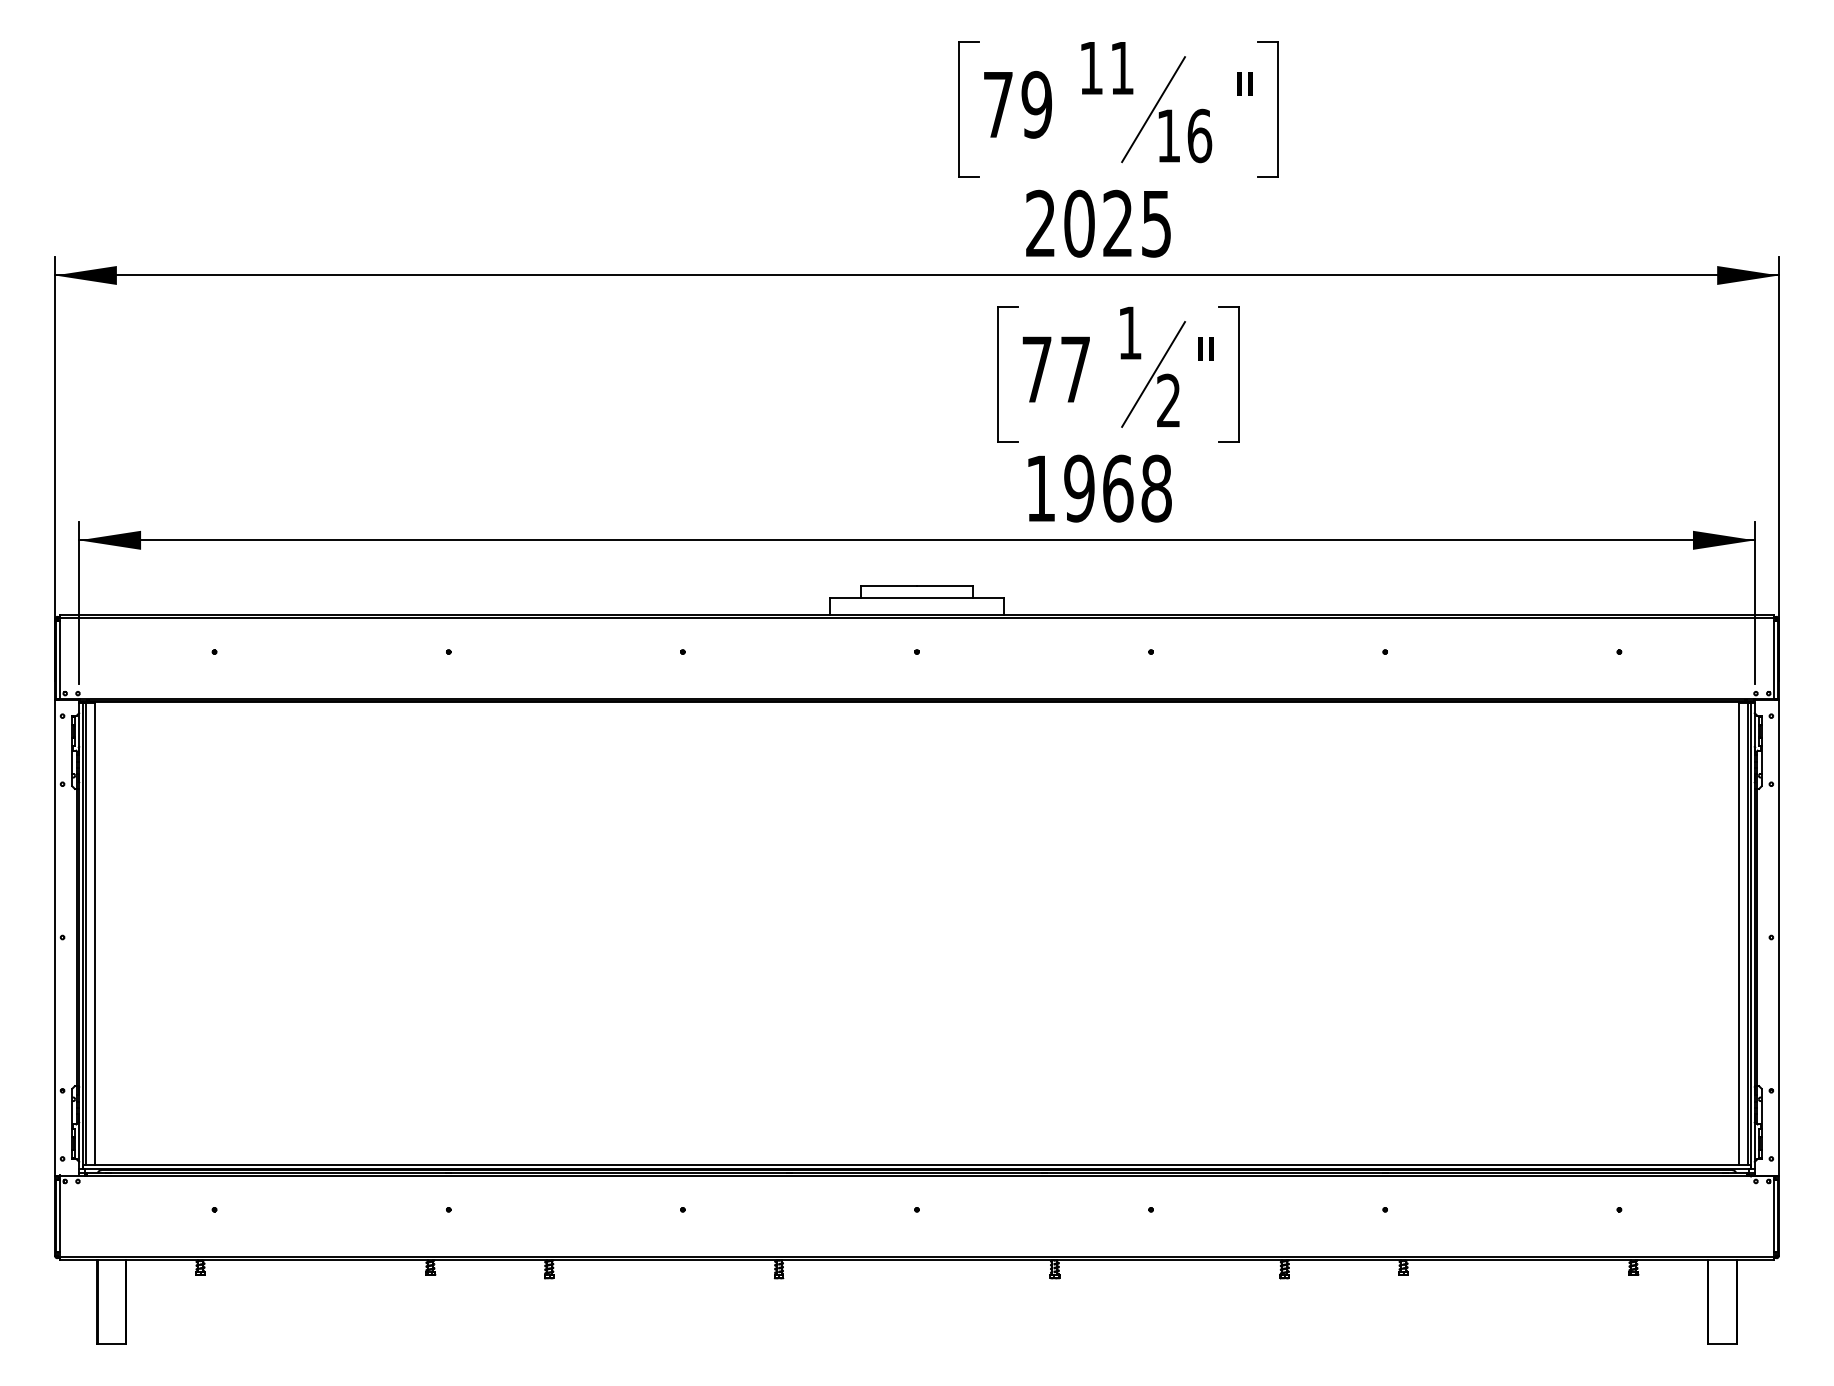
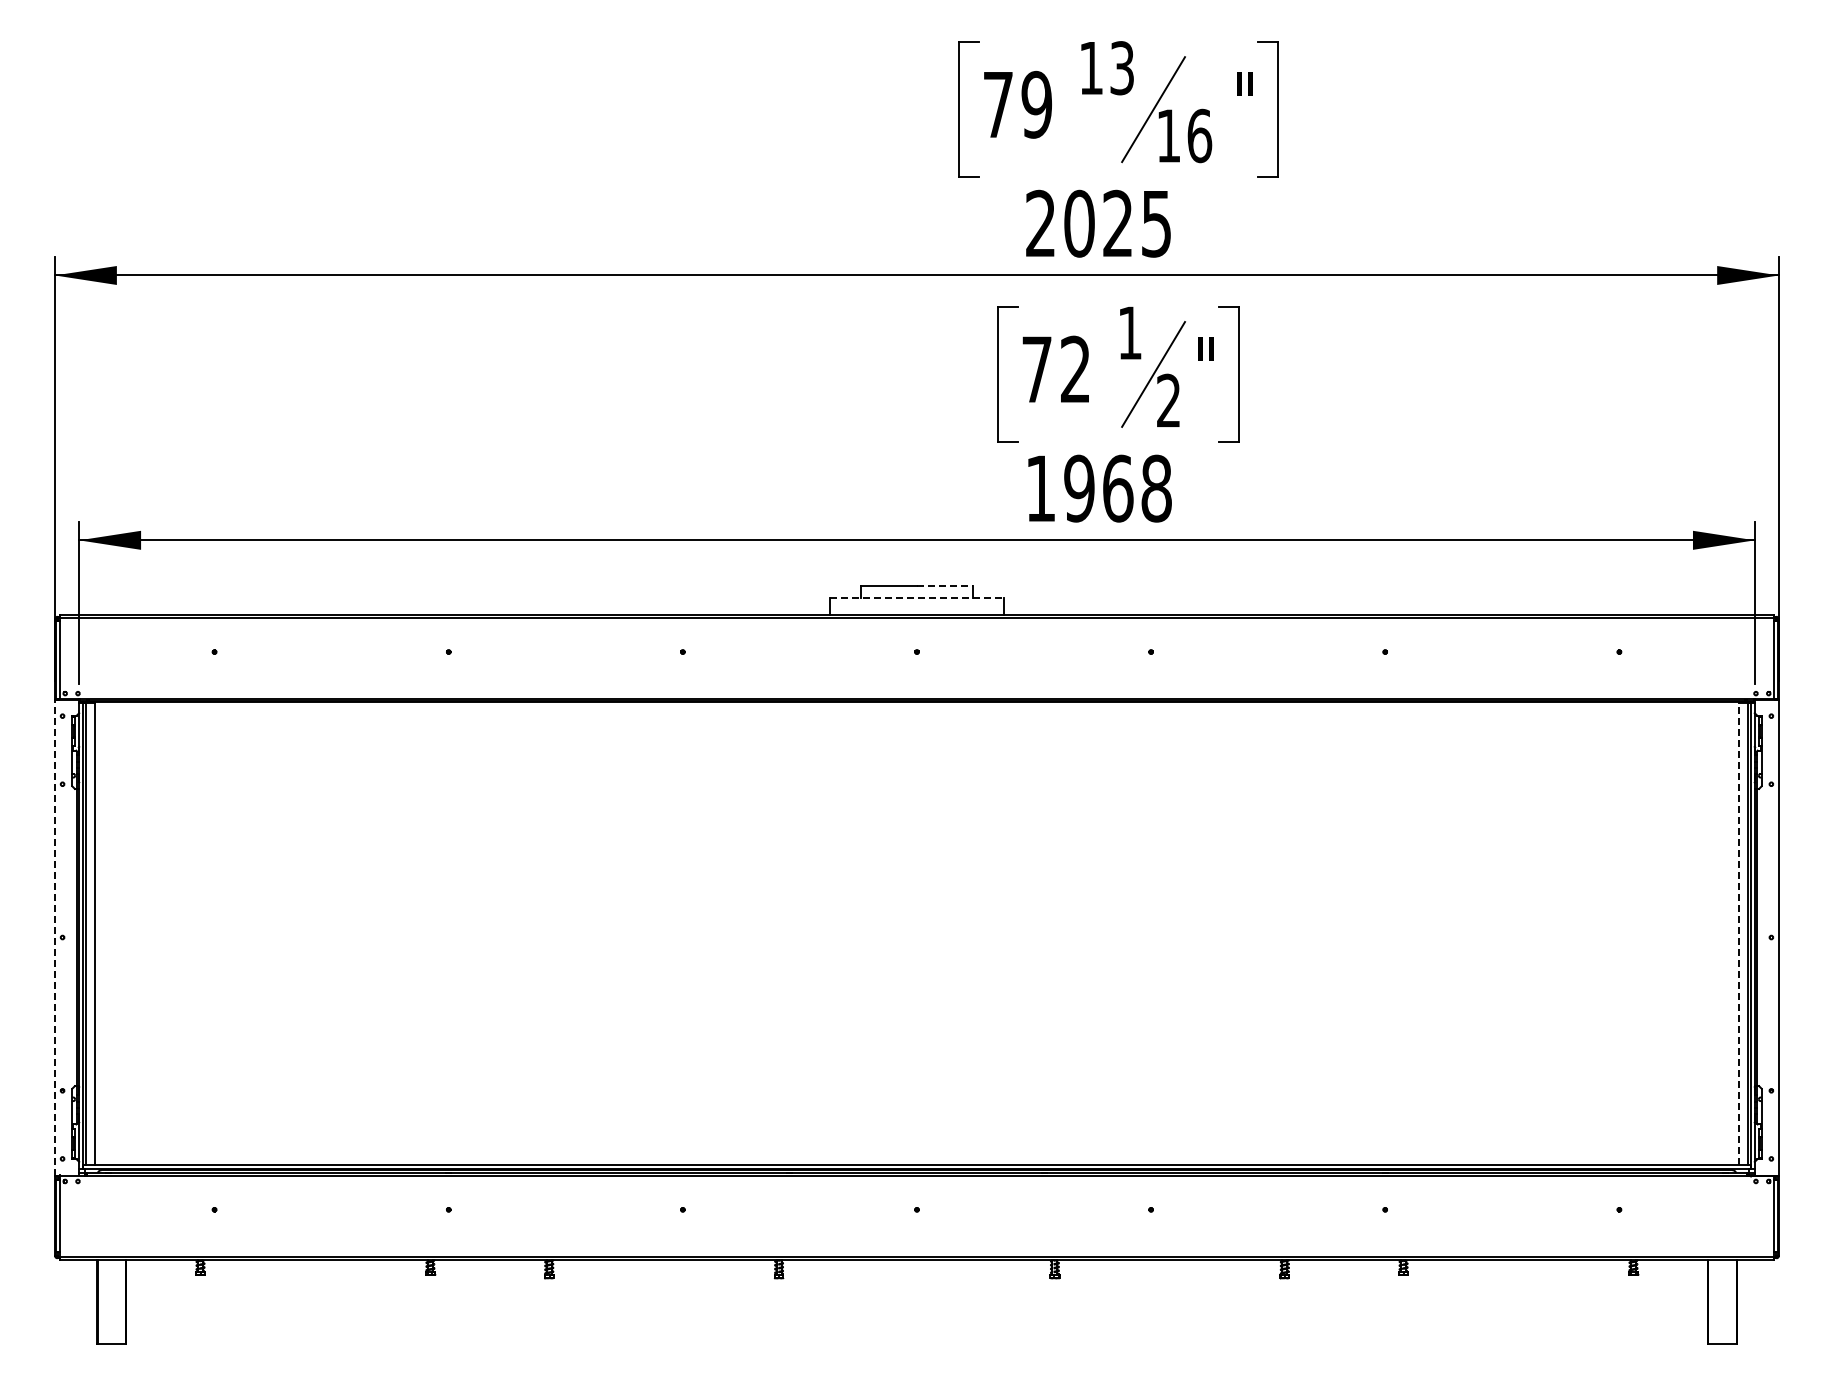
text: 11 -> 13 (1121, 68)
text: 77 -> 72 (1075, 368)
line: solid -> dashed (945, 585)
line: solid -> dashed (917, 597)
line: solid -> dashed (1738, 933)
line: solid -> dashed (55, 937)
